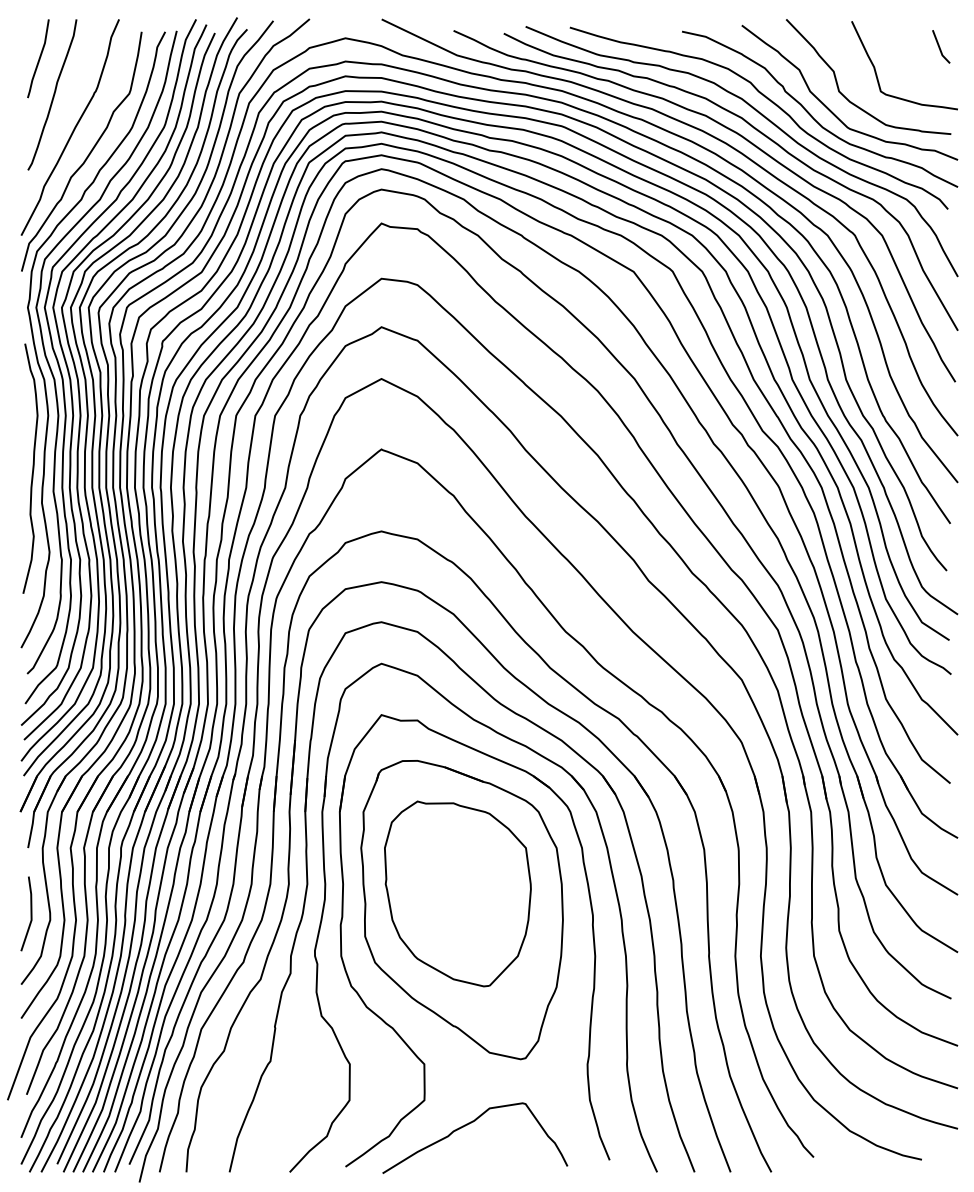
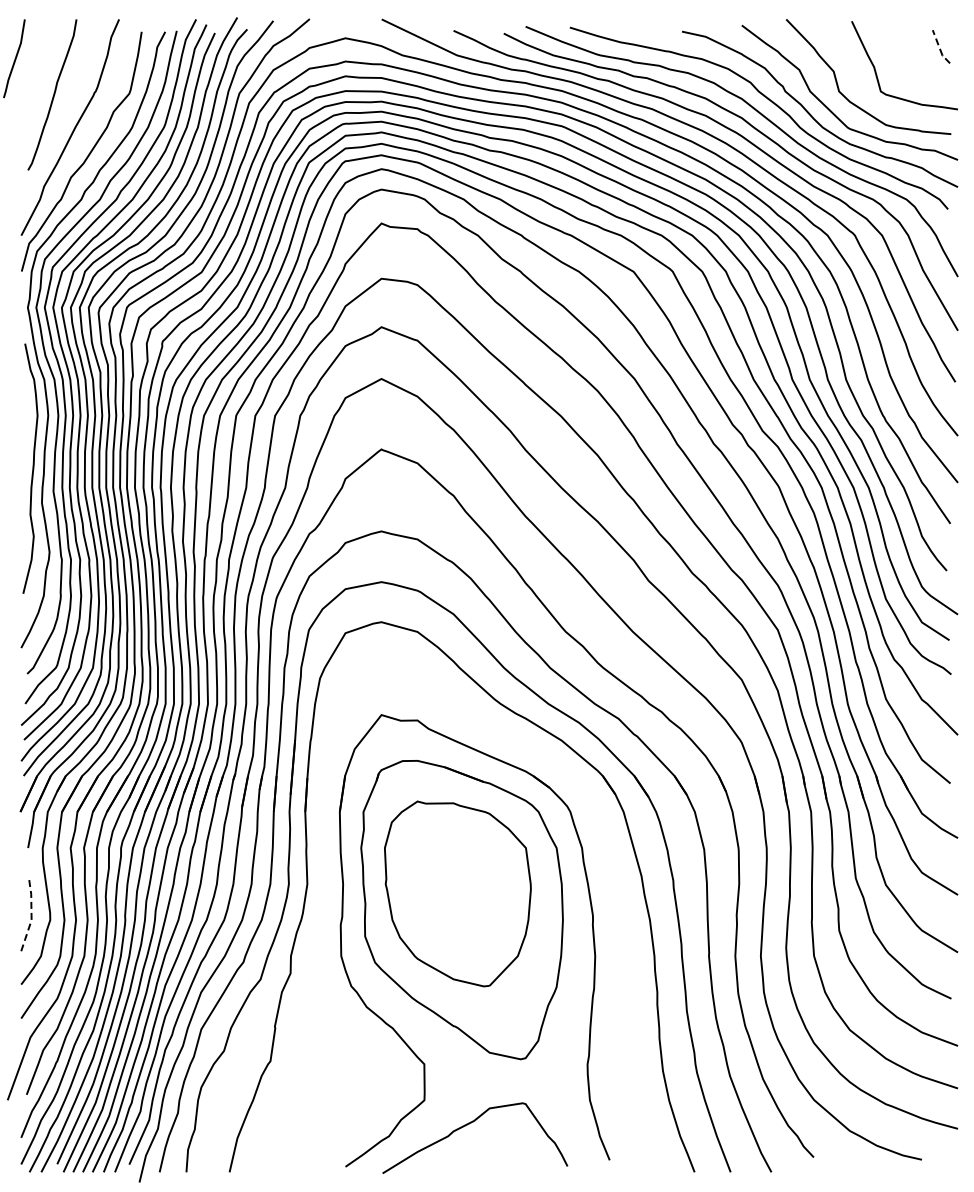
line: solid -> dashed (939, 48)
line position: (38, 58) -> (14, 58) (14, 58)
part: present -> none (614, 889)
line: solid -> dashed (31, 914)
